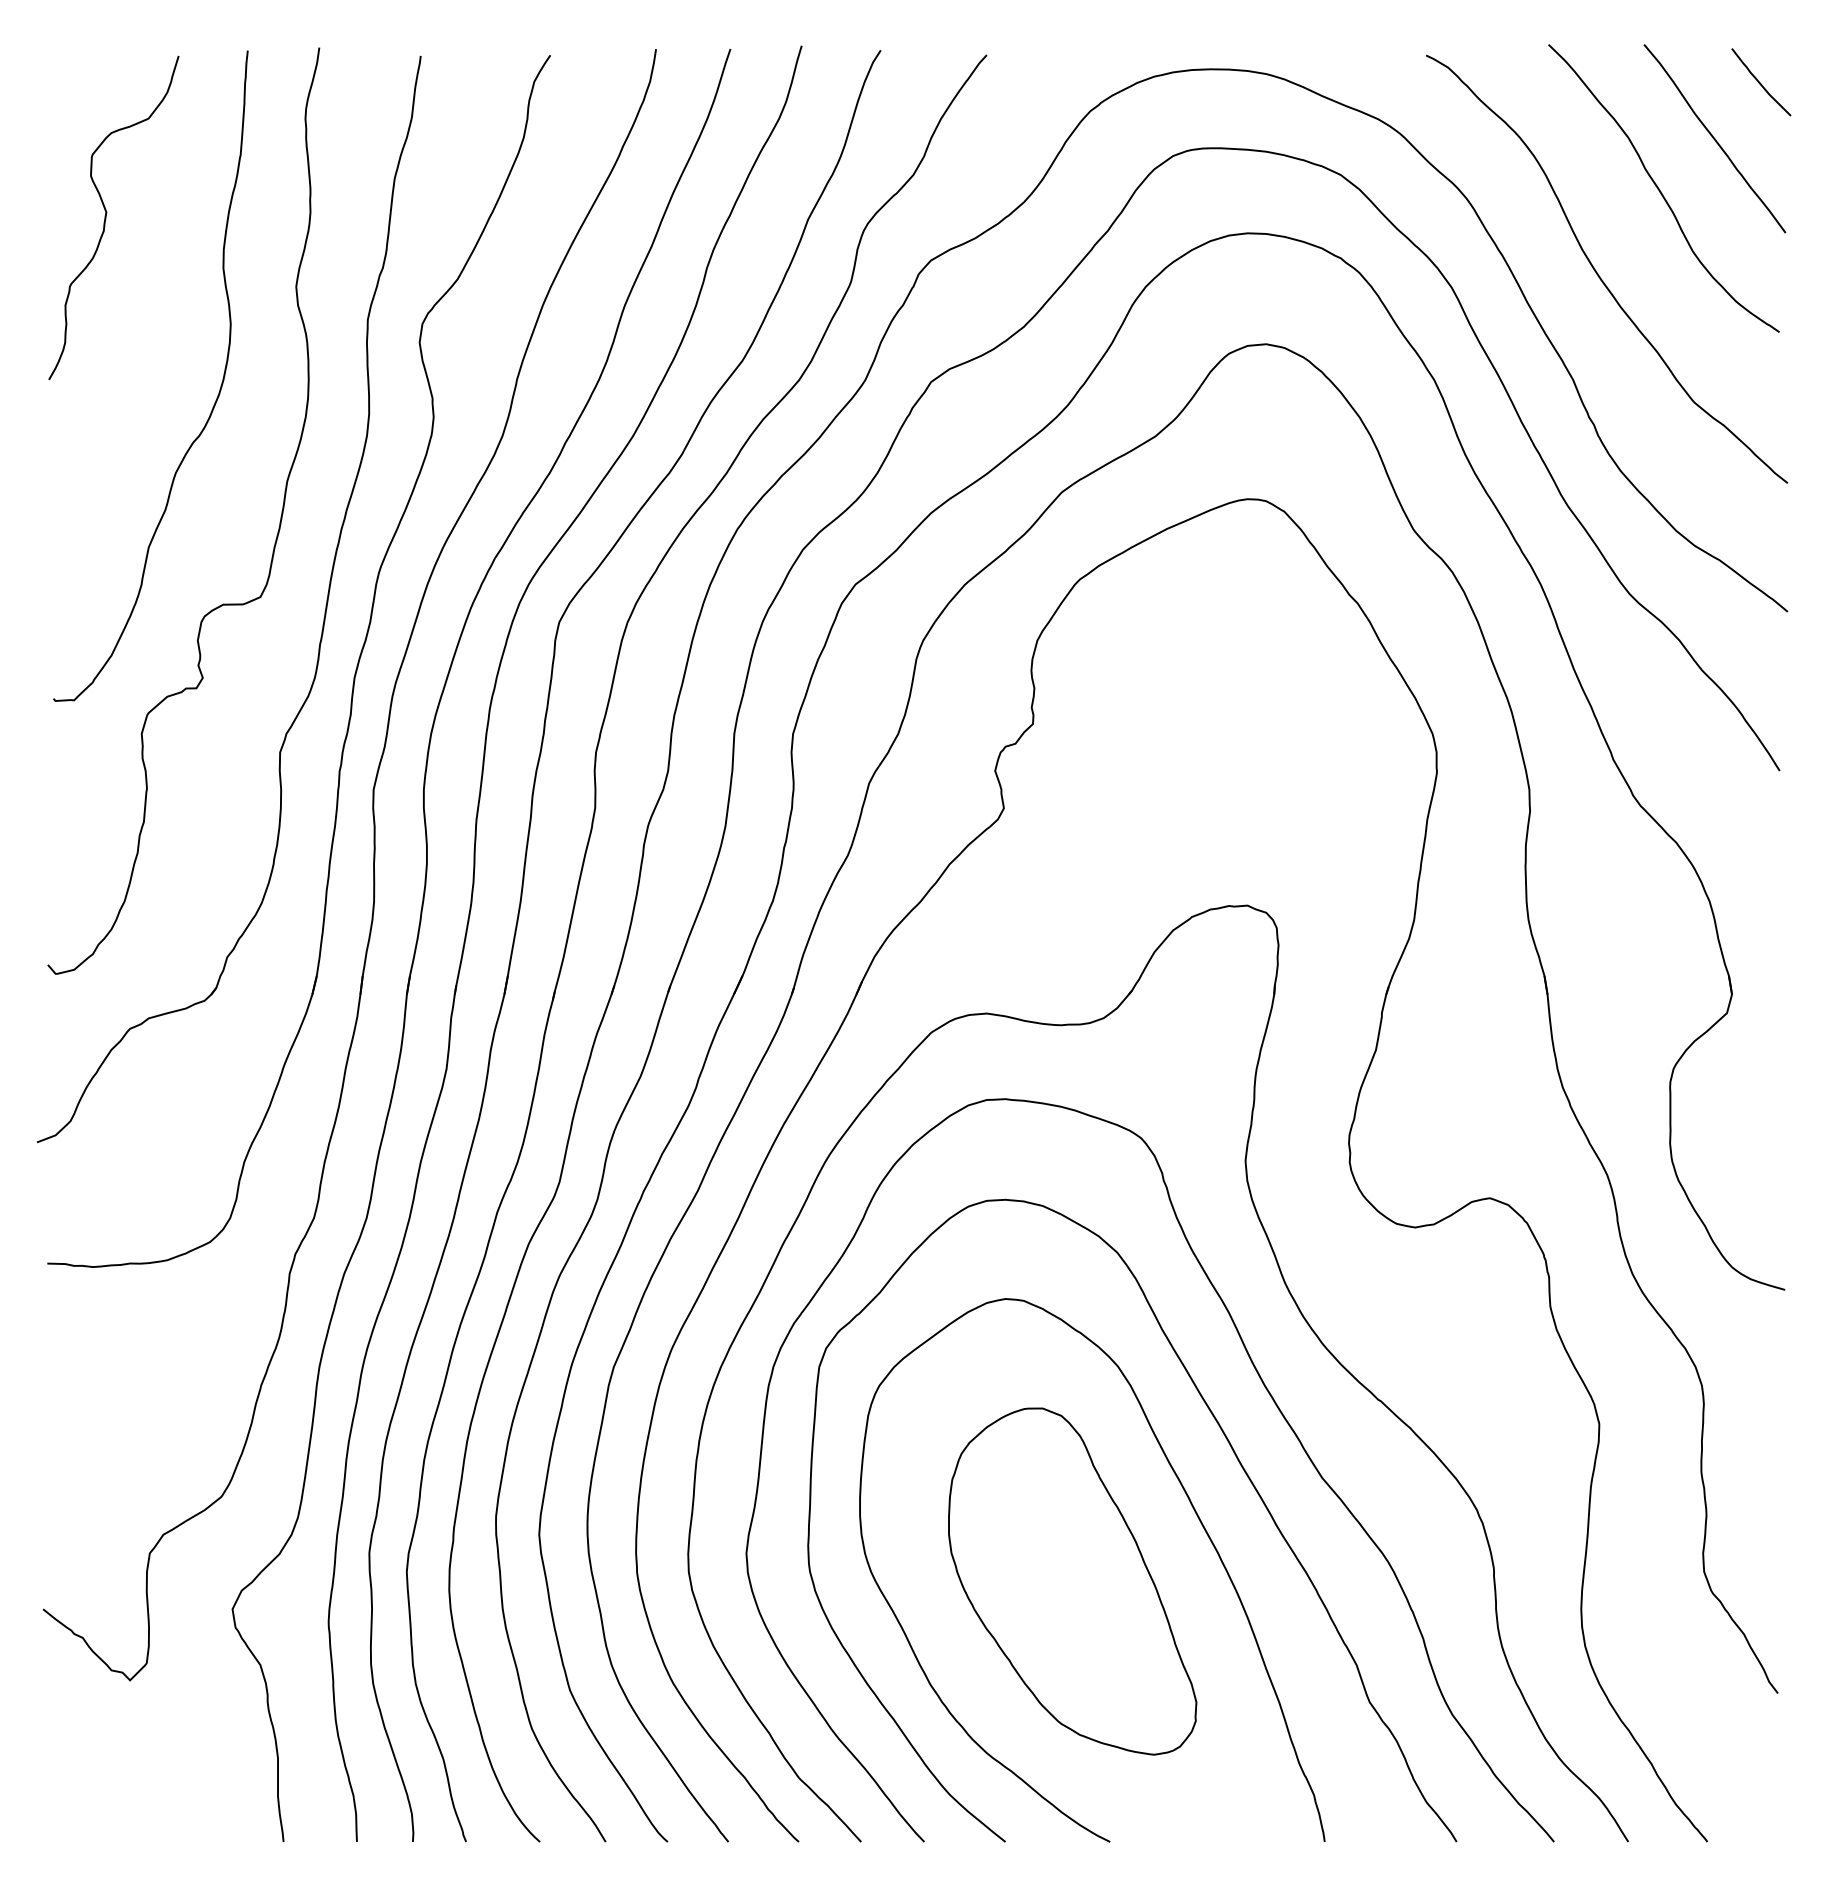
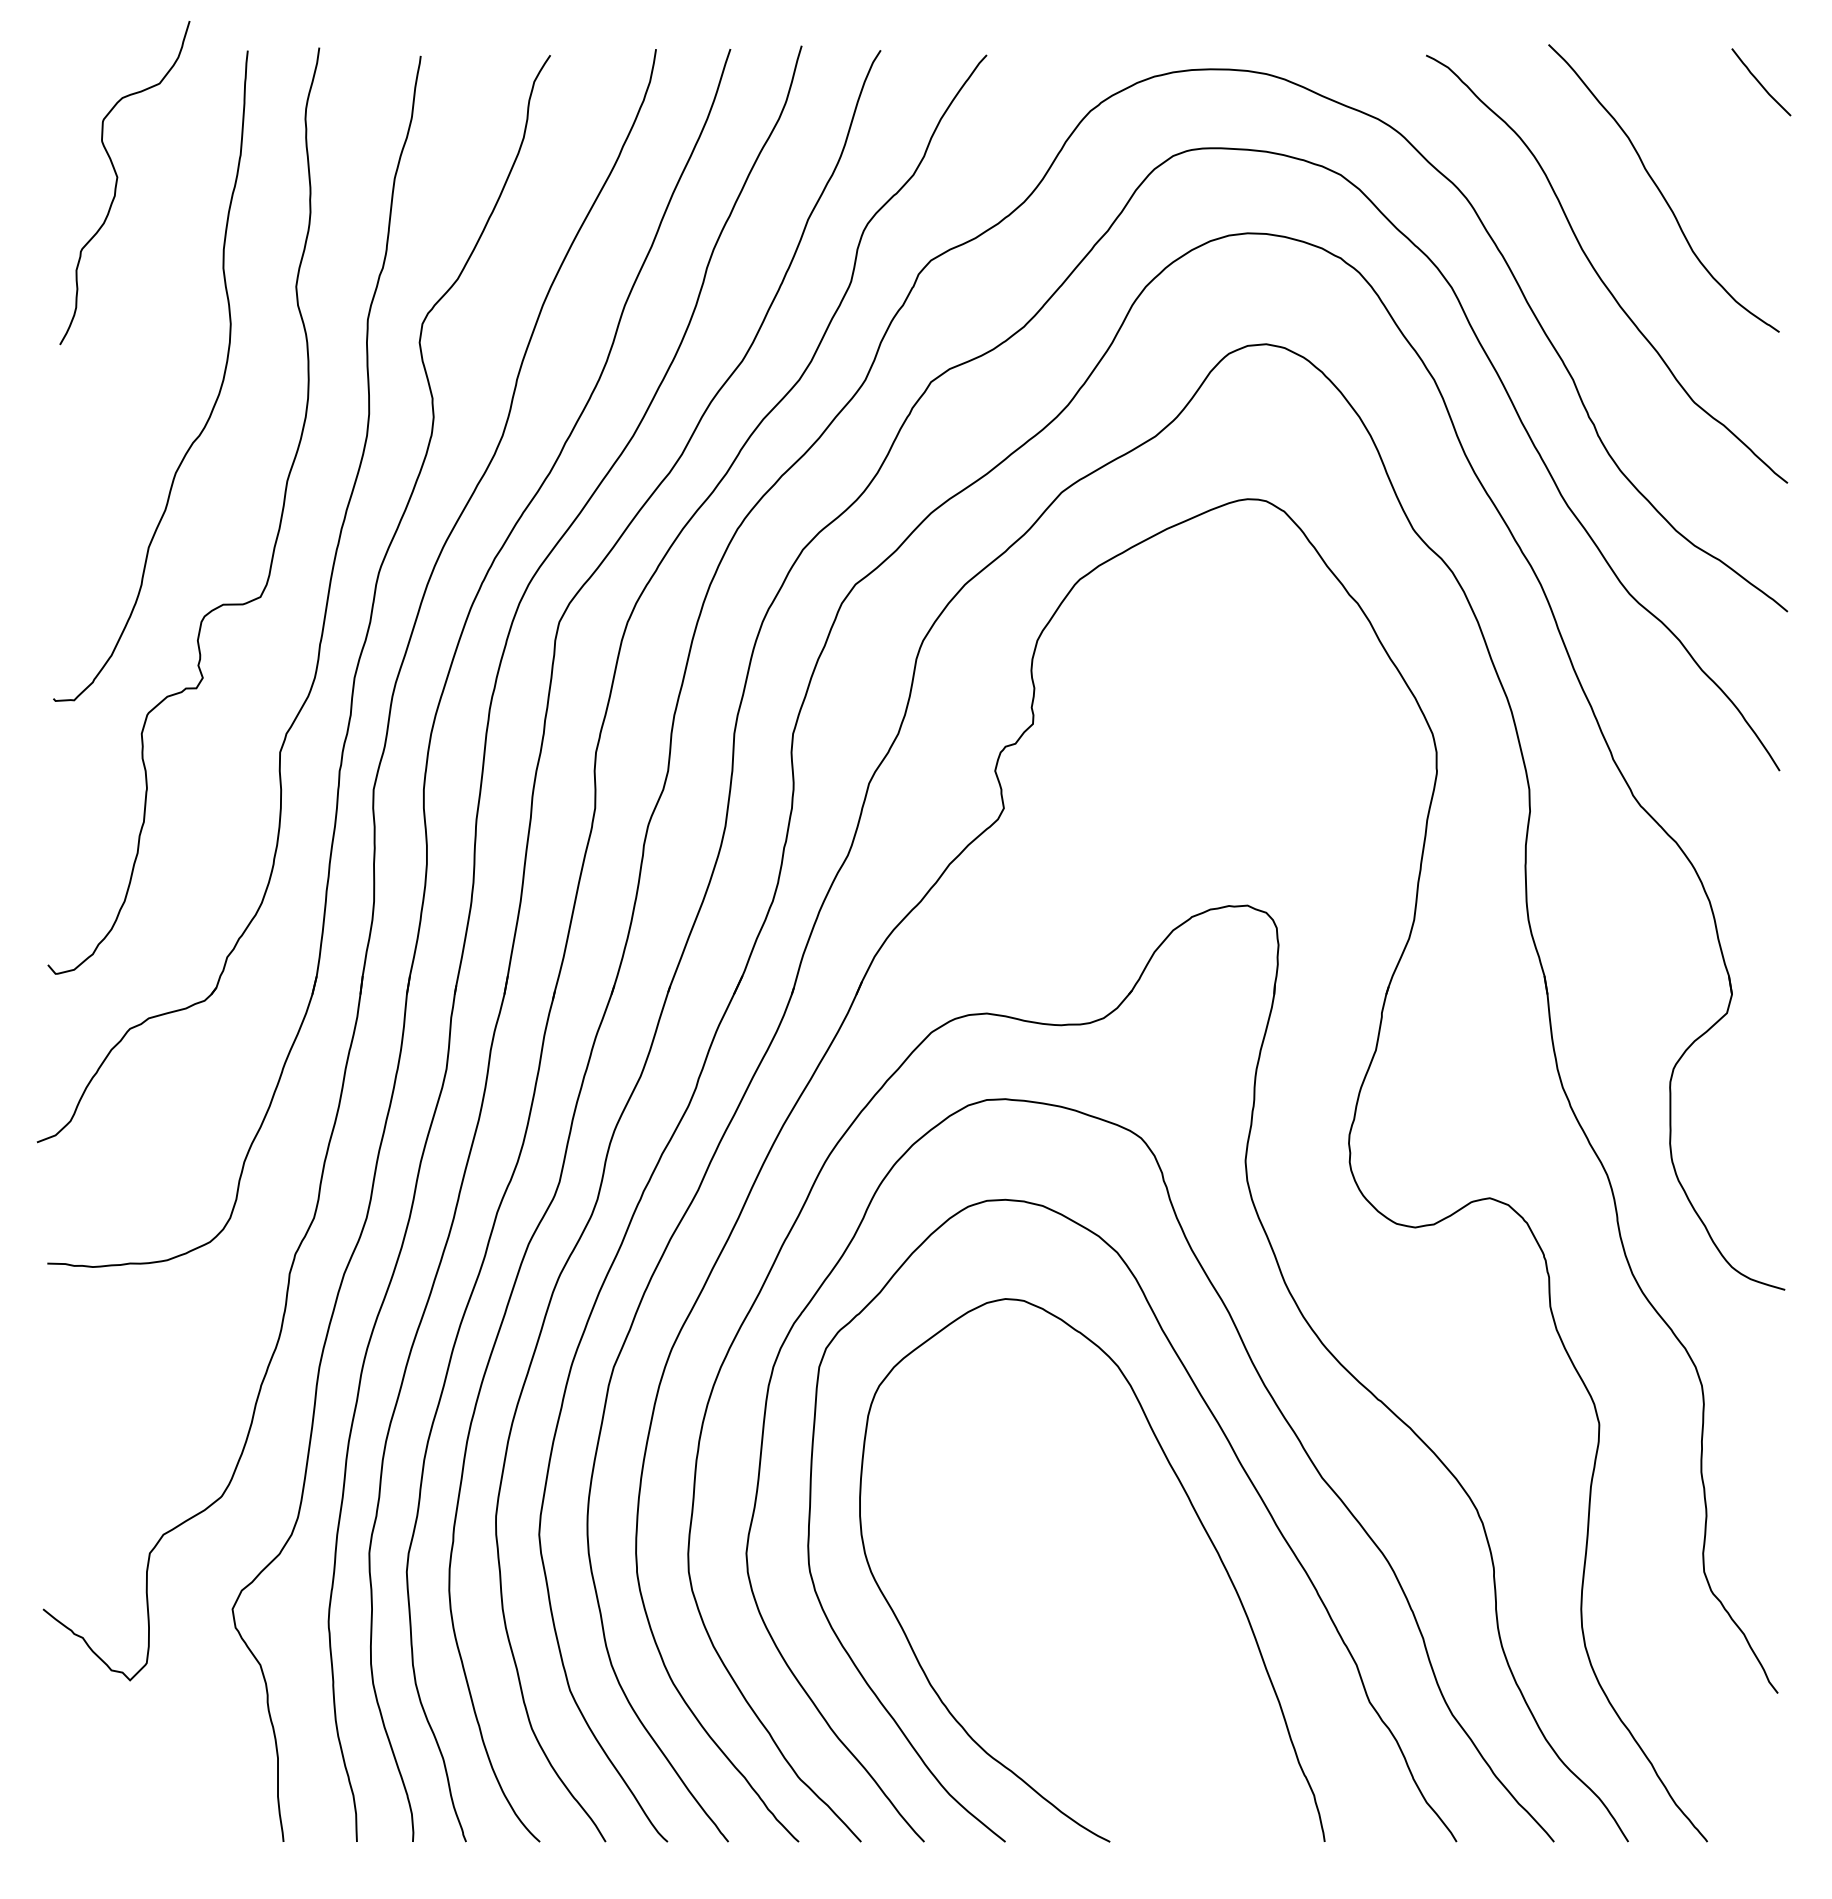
curve: present -> none (1714, 138)
curve position: (106, 218) -> (117, 183) (117, 183)
part: present -> none (1072, 1581)
